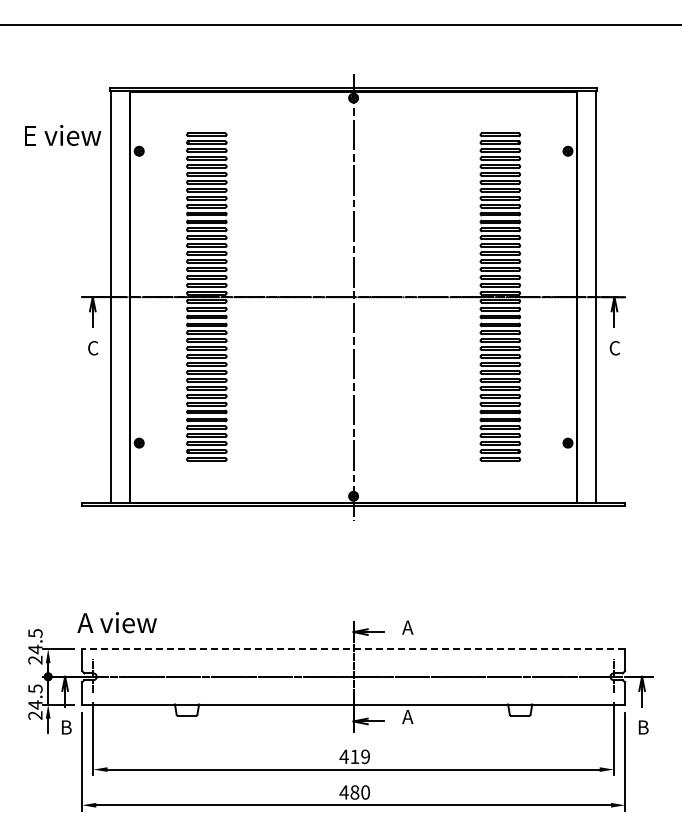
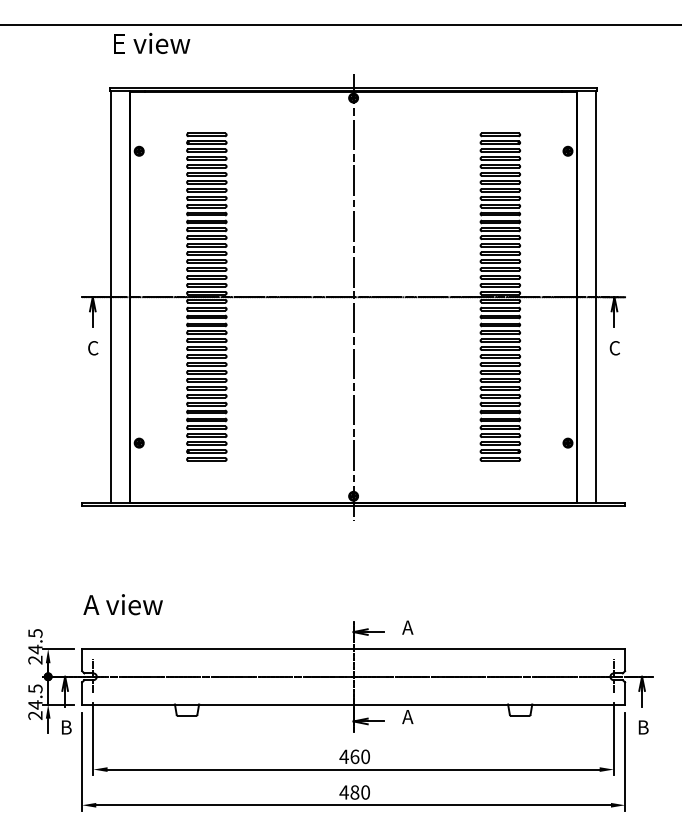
text position: (63, 135) -> (152, 43) (152, 43)
text position: (116, 622) -> (122, 604) (122, 604)
line: dashed -> solid (353, 649)
text: 419 -> 460 (359, 756)
